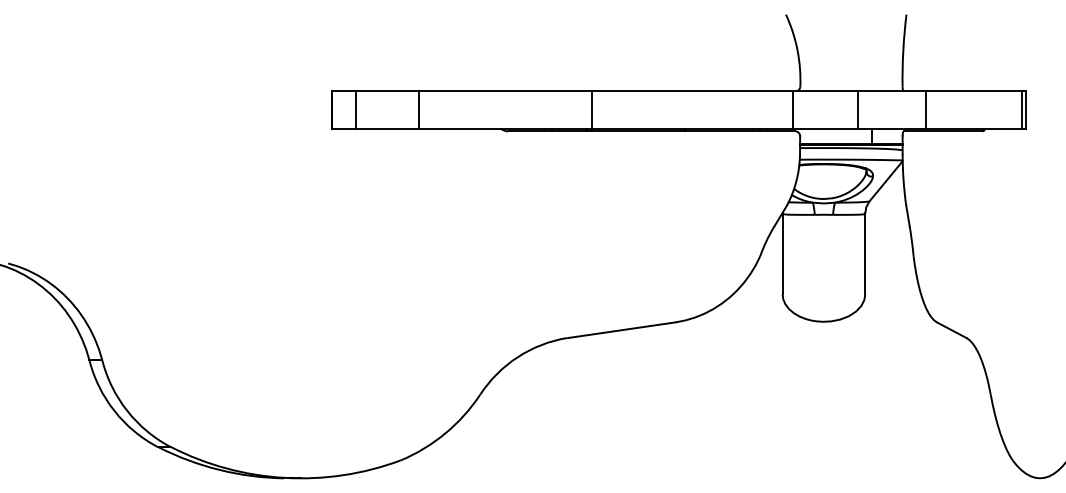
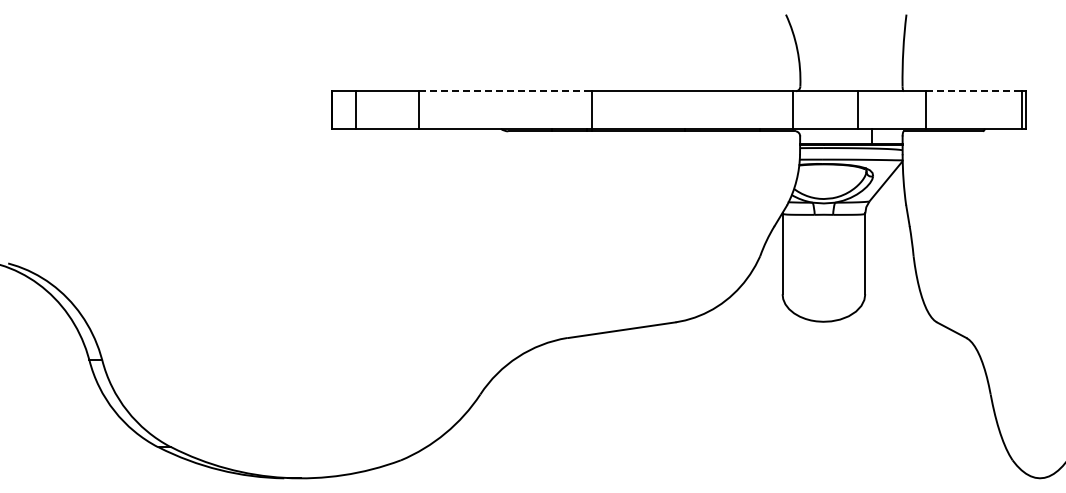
line: solid -> dashed (506, 91)
line: solid -> dashed (973, 91)
